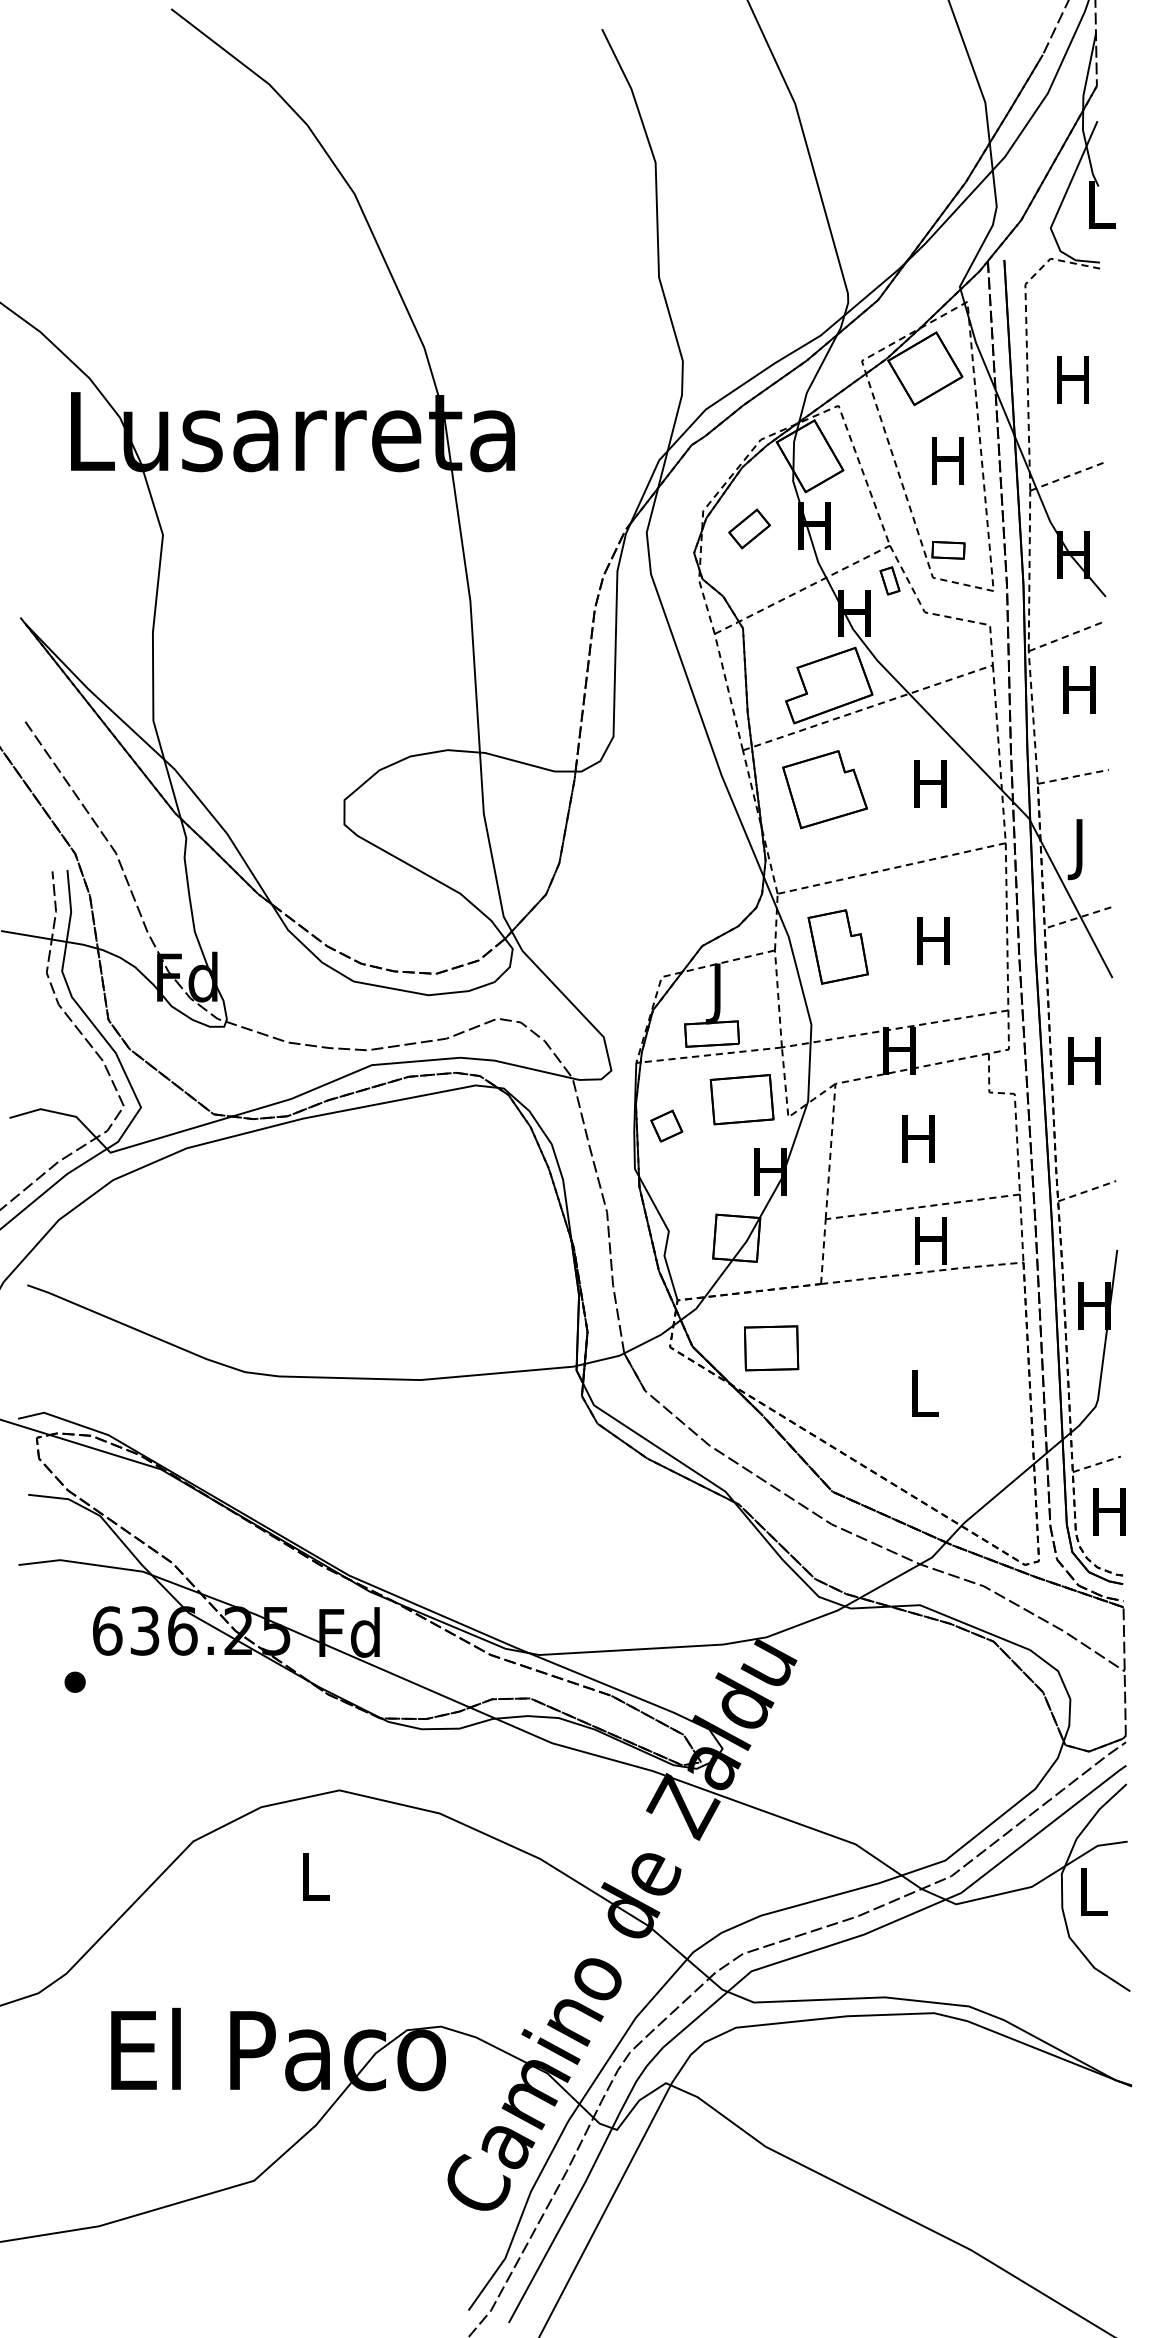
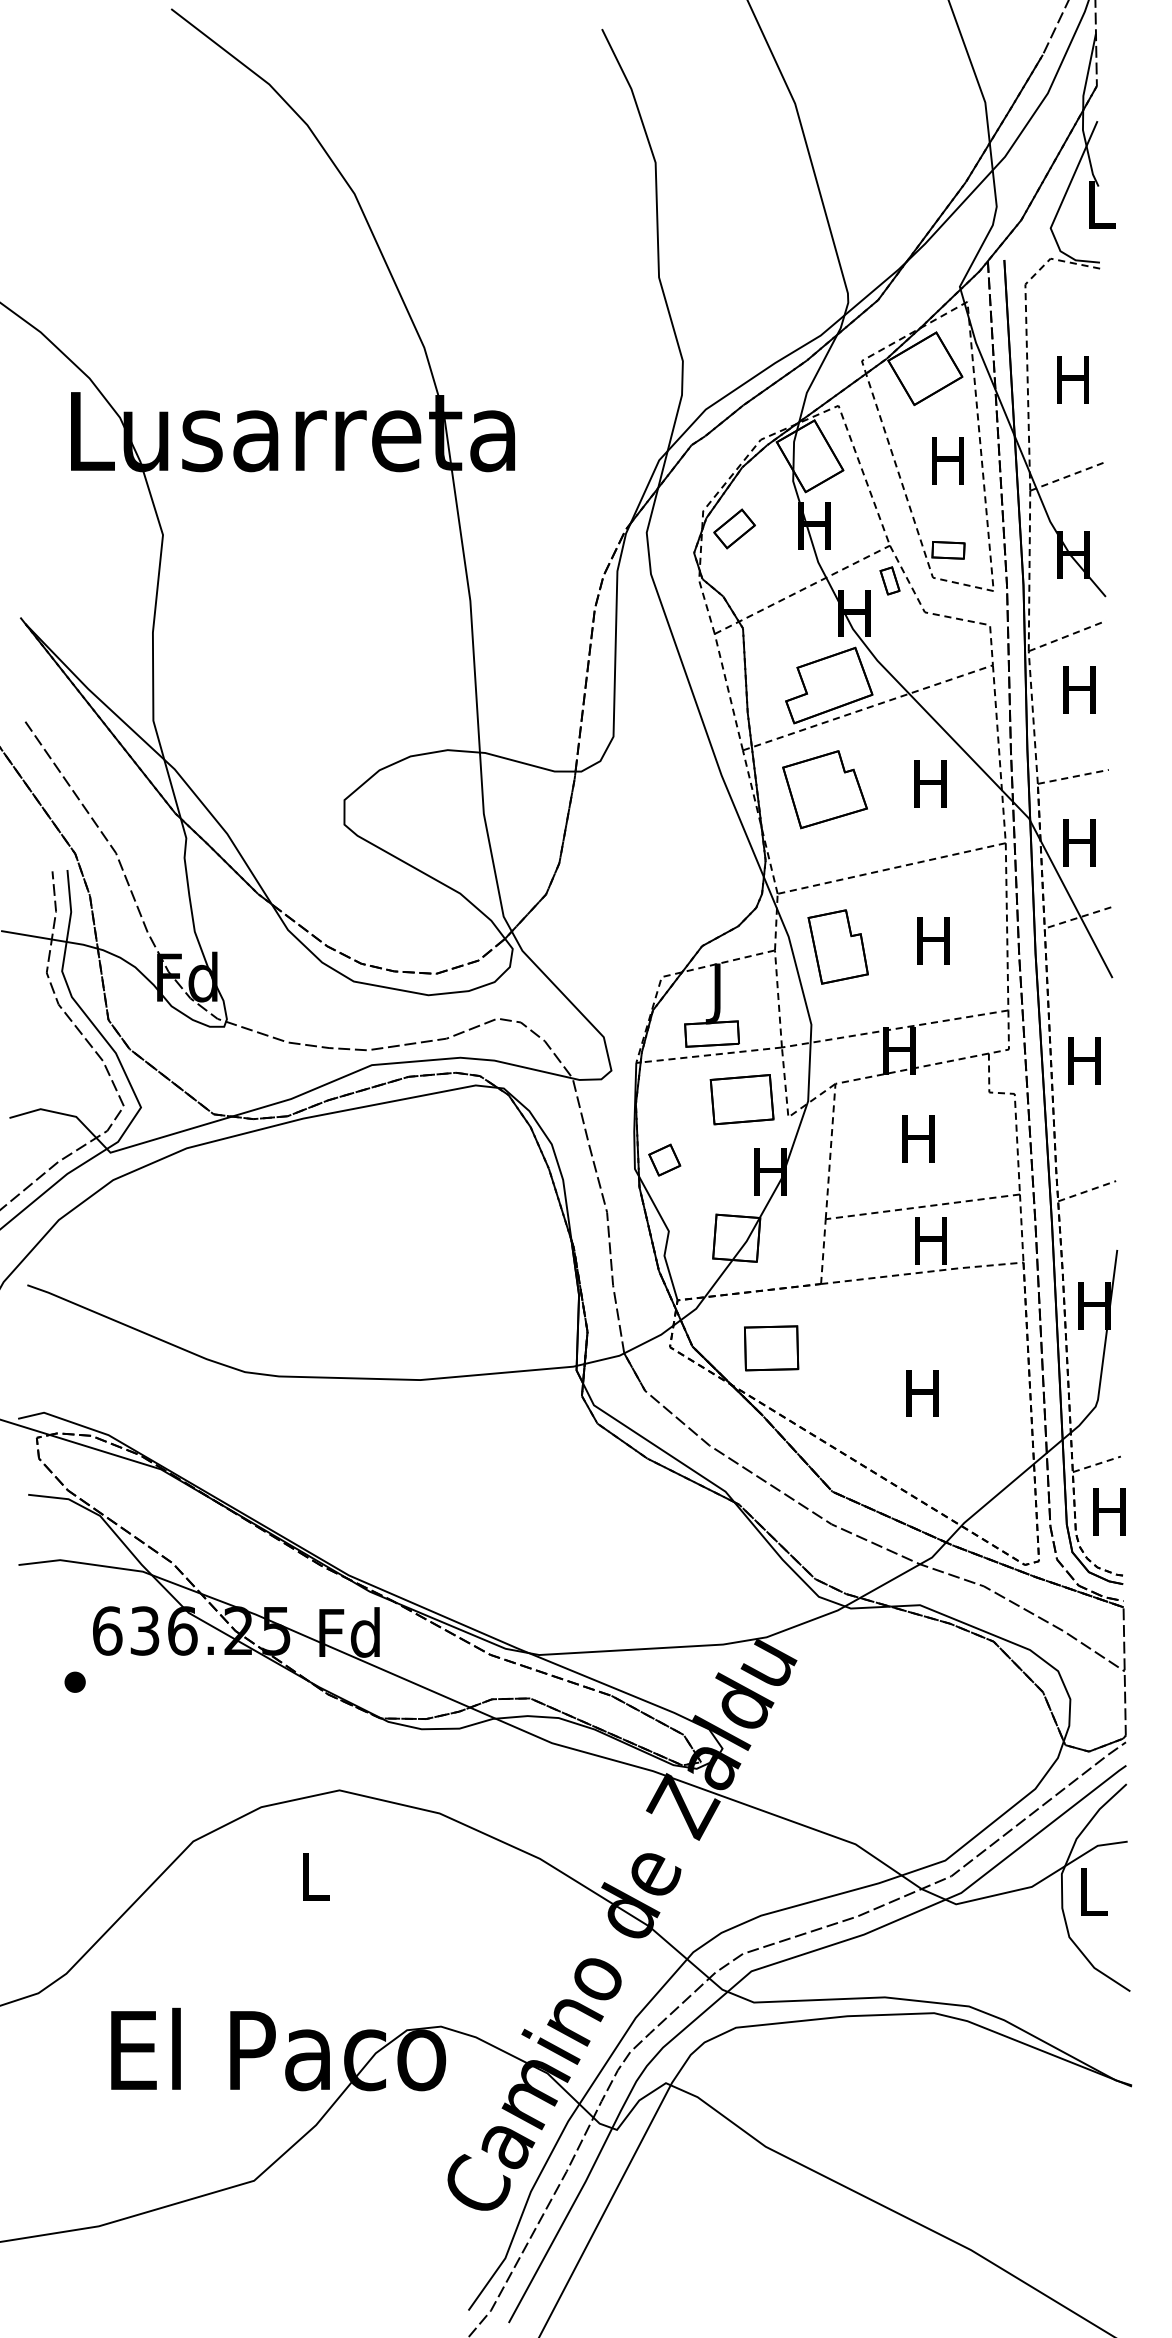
part position: (749, 528) -> (734, 528) (734, 528)
text: J -> H (1079, 849)
part position: (666, 1125) -> (664, 1159) (664, 1159)
text: L -> H (922, 1393)
